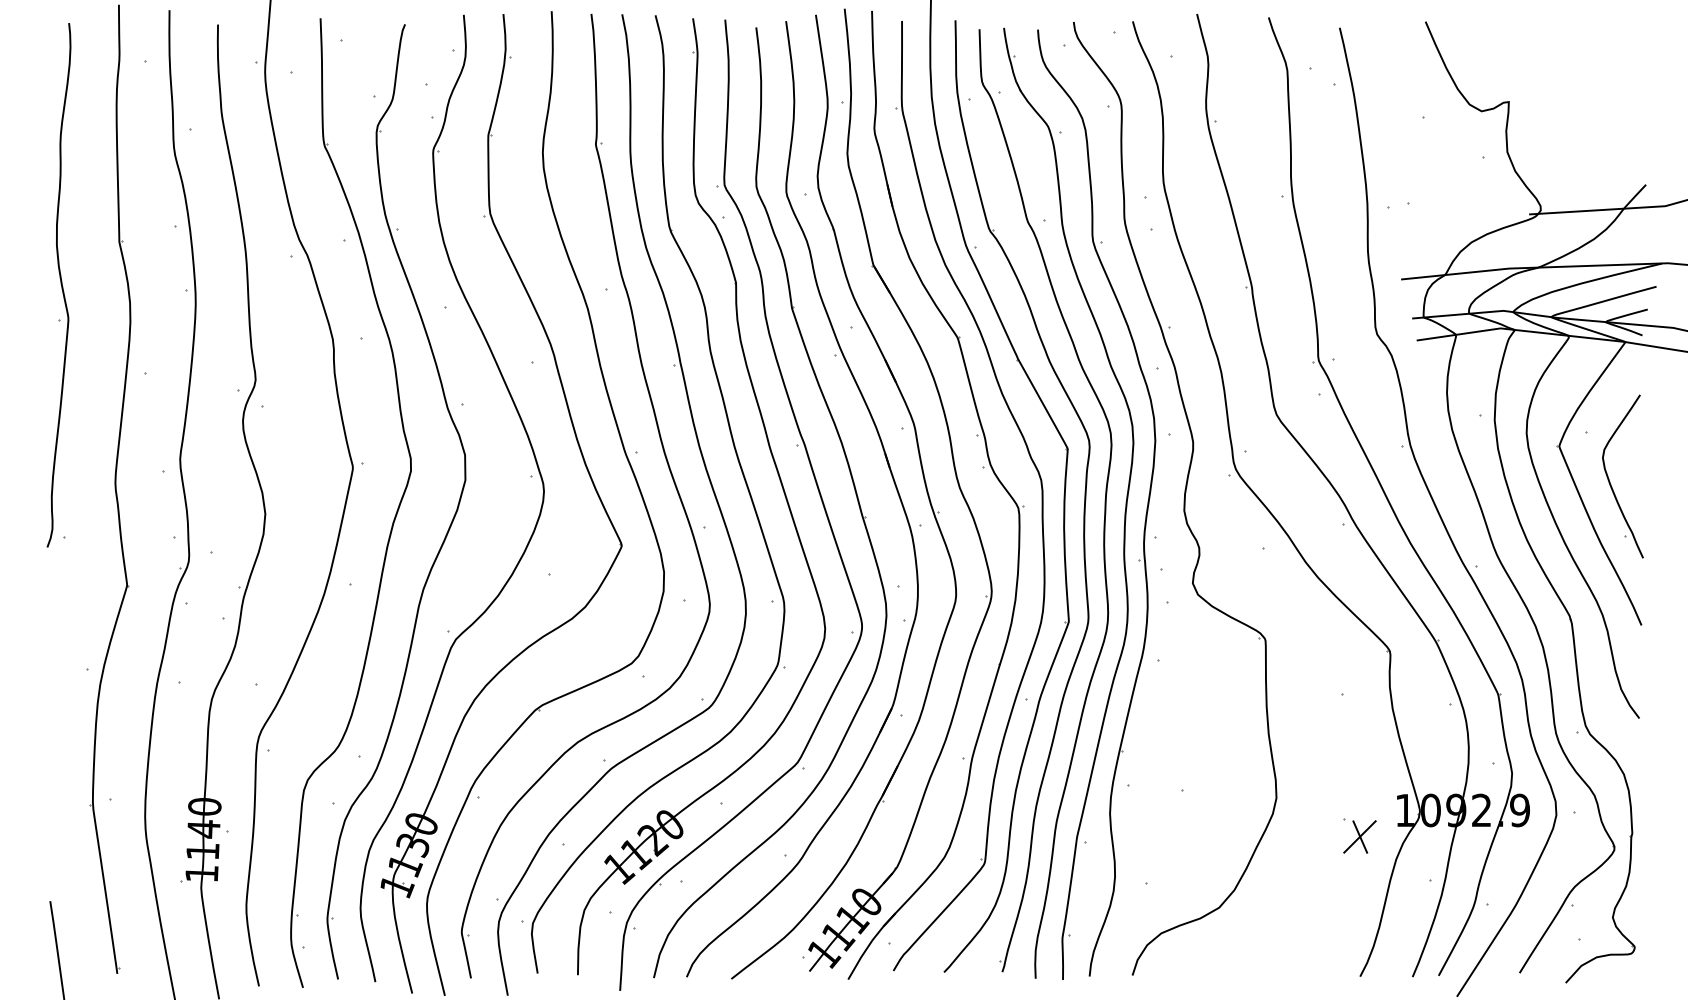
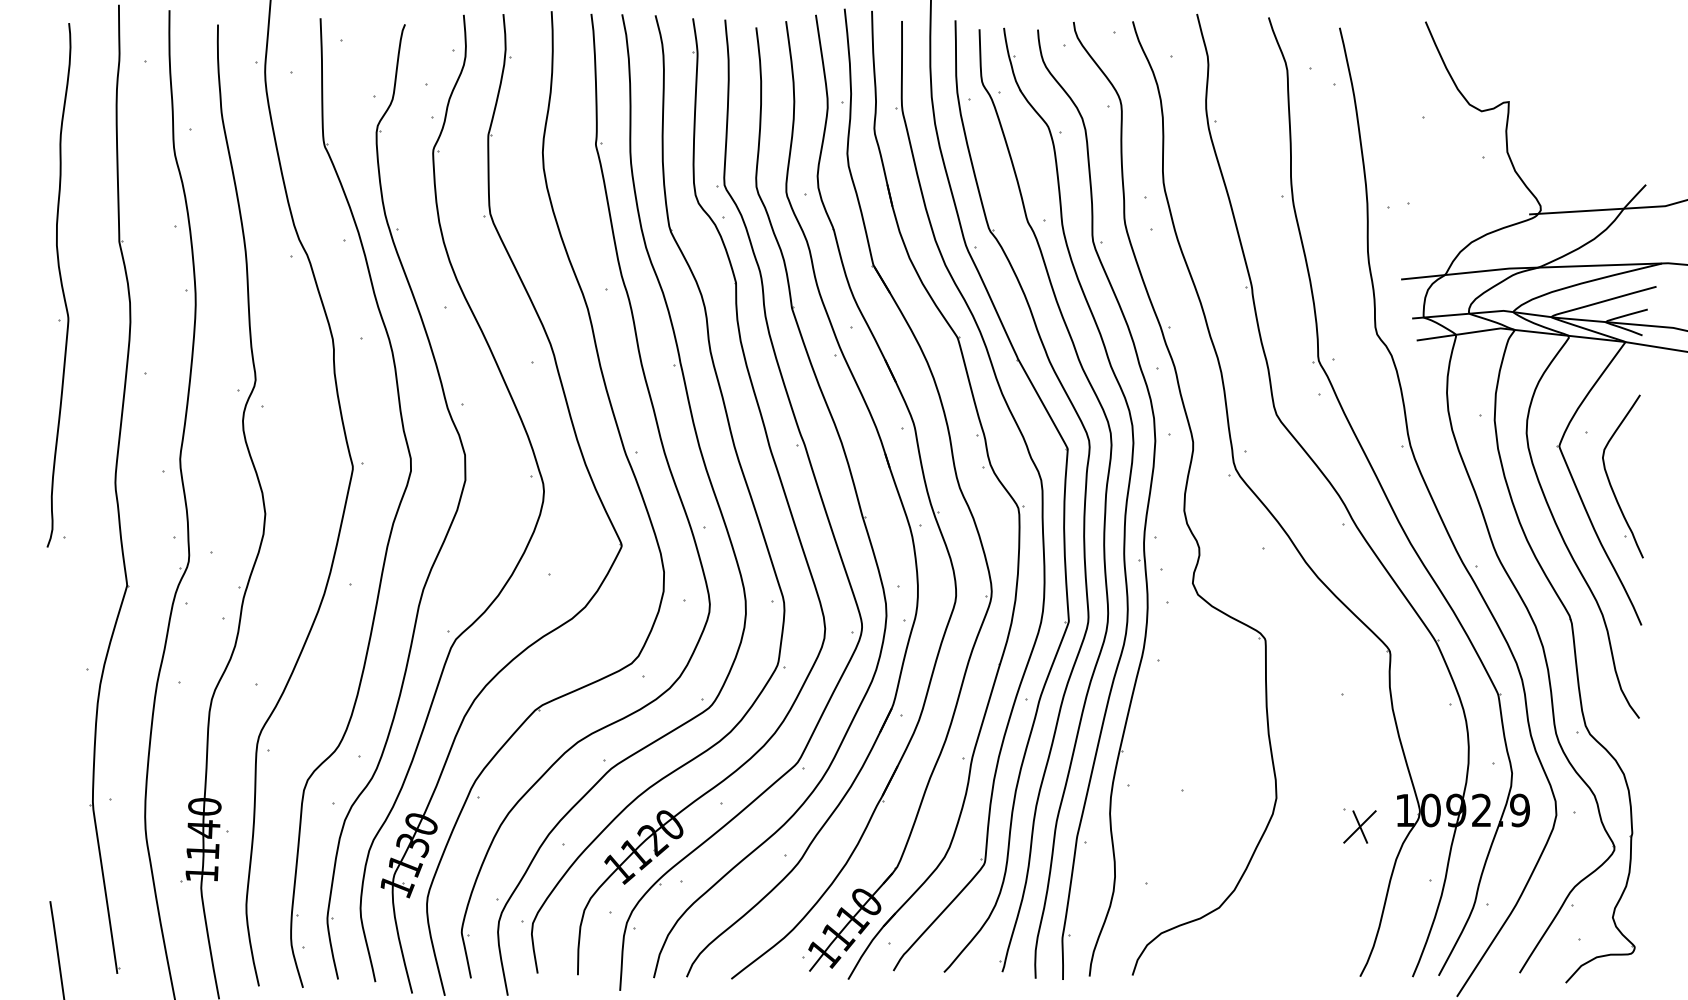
part position: (1359, 835) -> (1359, 825) (1359, 825)
